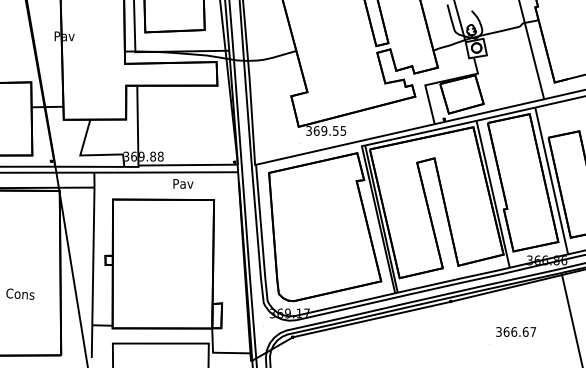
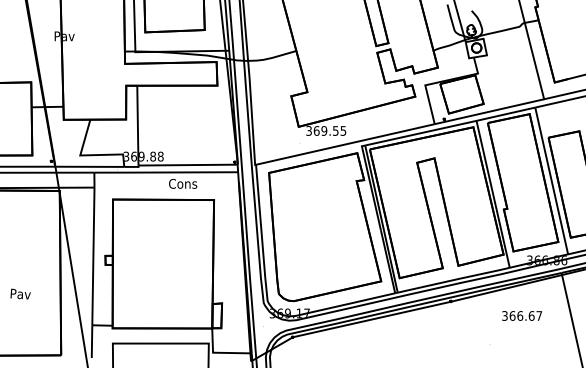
text: Pav -> Cons (183, 183)
text: Cons -> Pav (20, 293)
text position: (516, 331) -> (522, 315) (522, 315)
